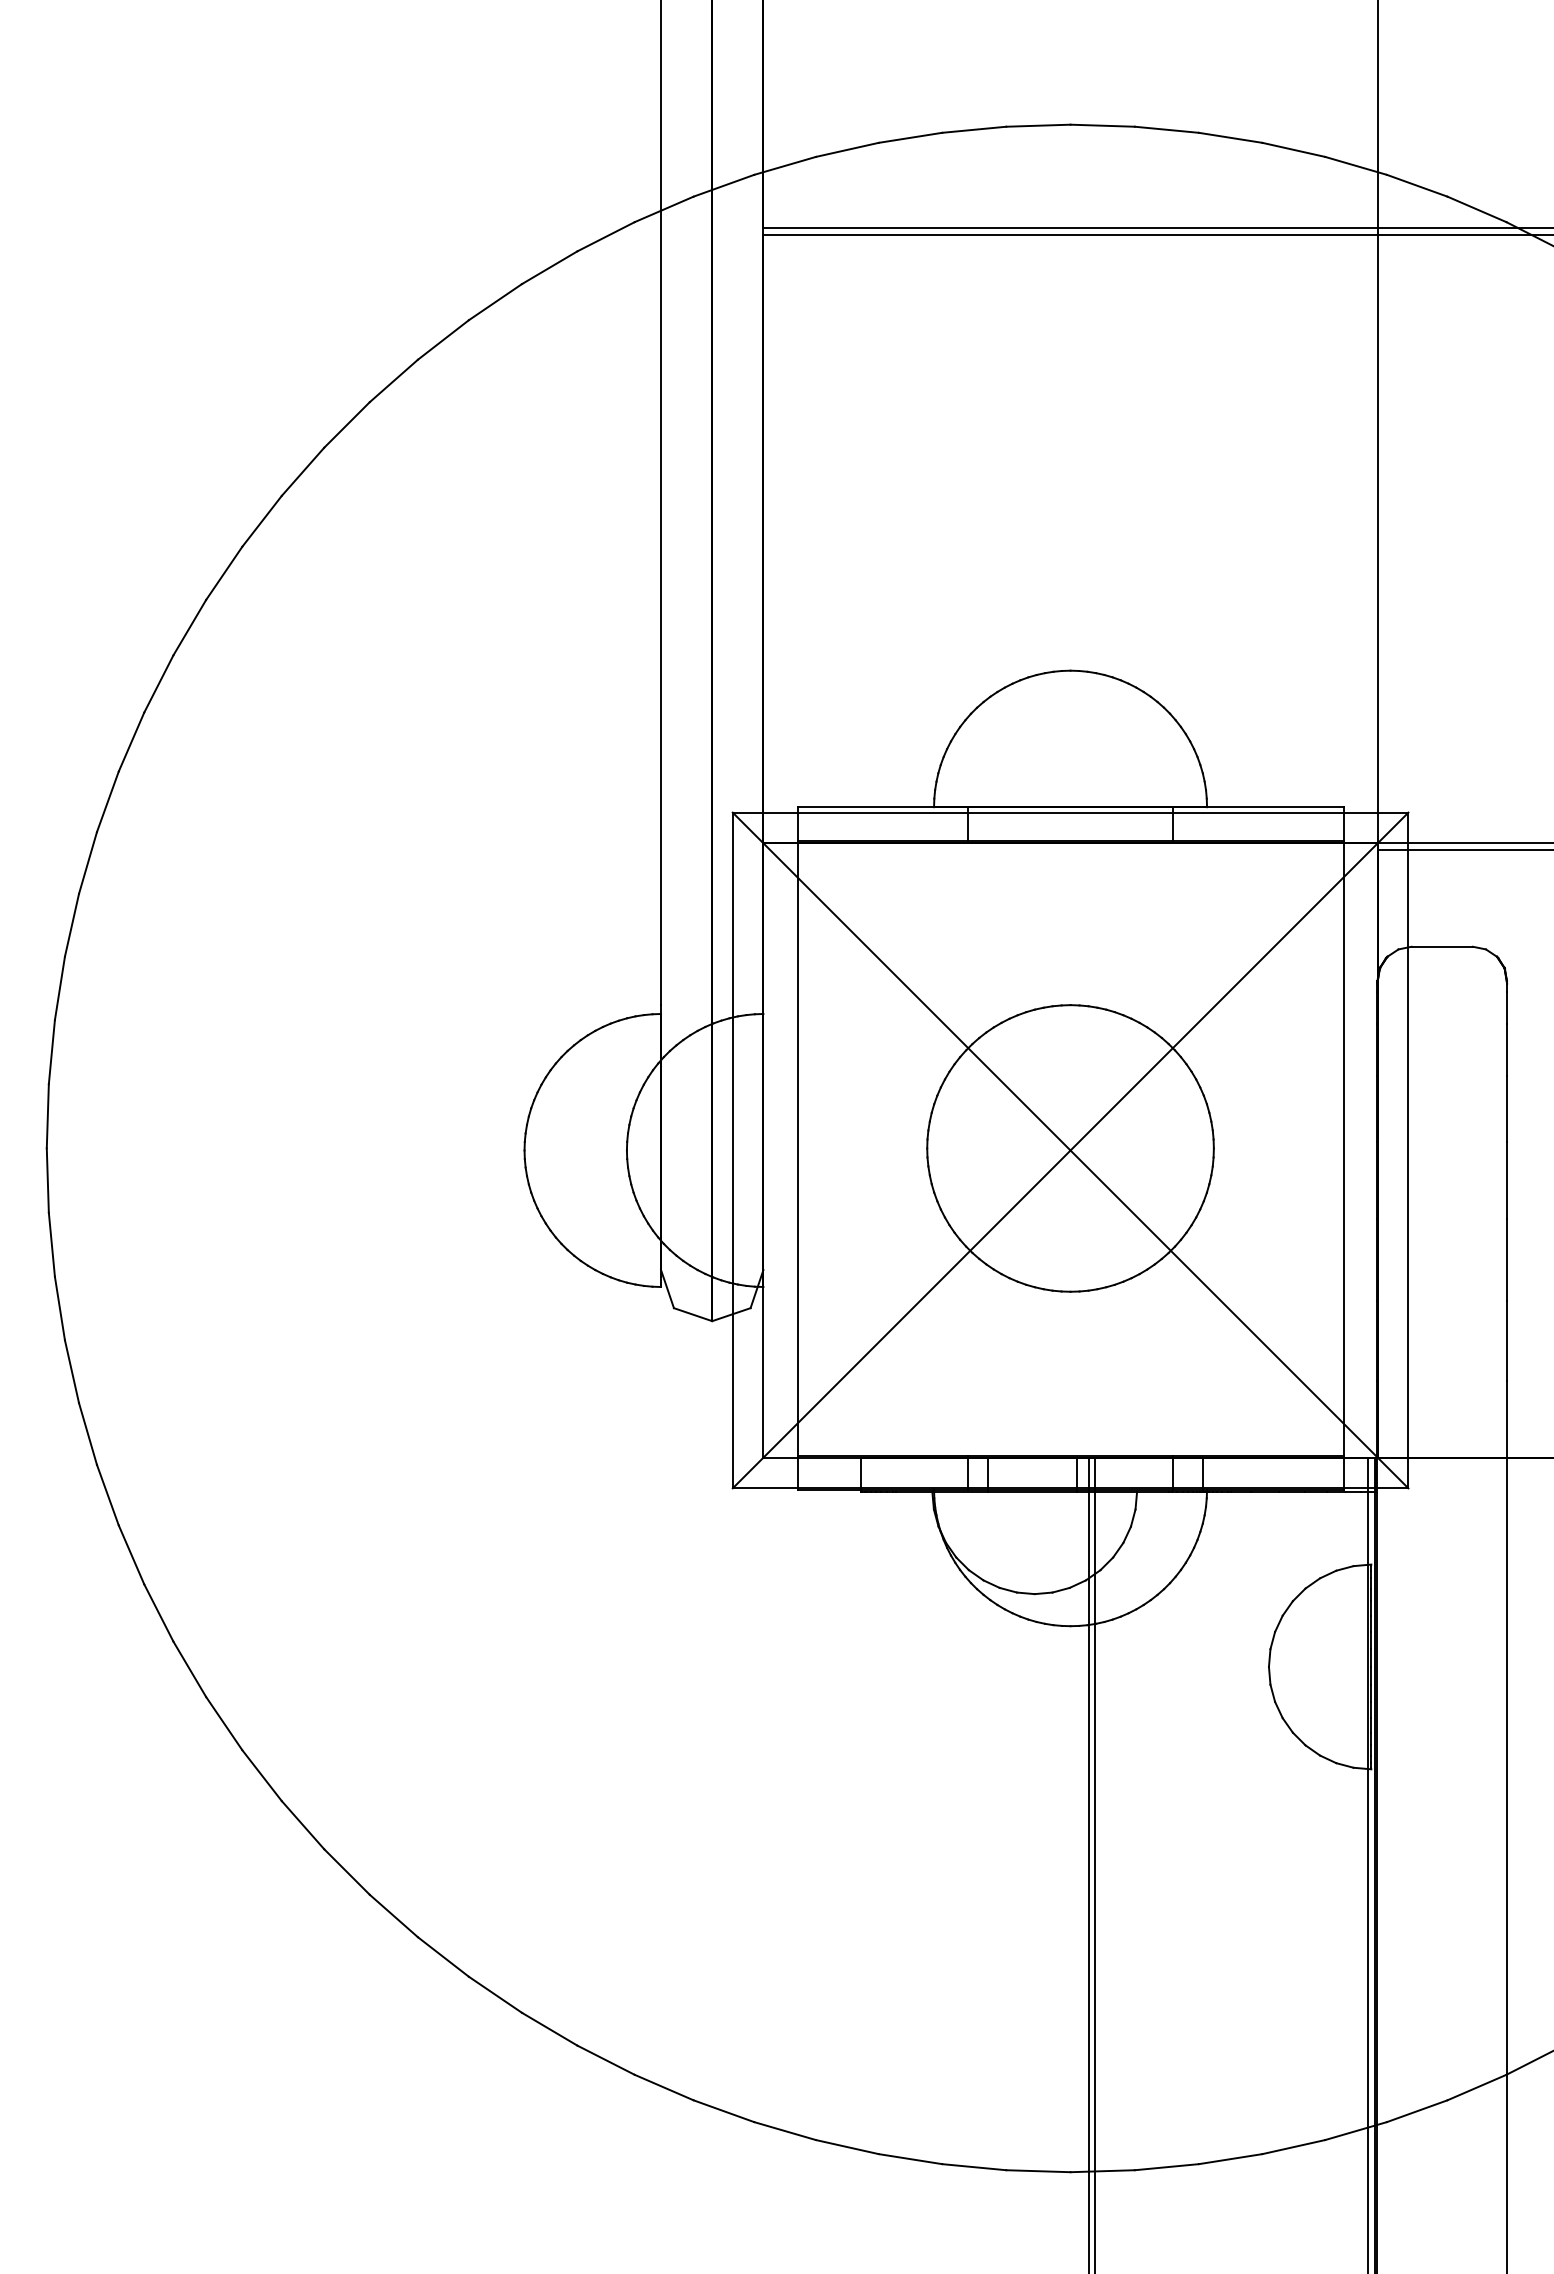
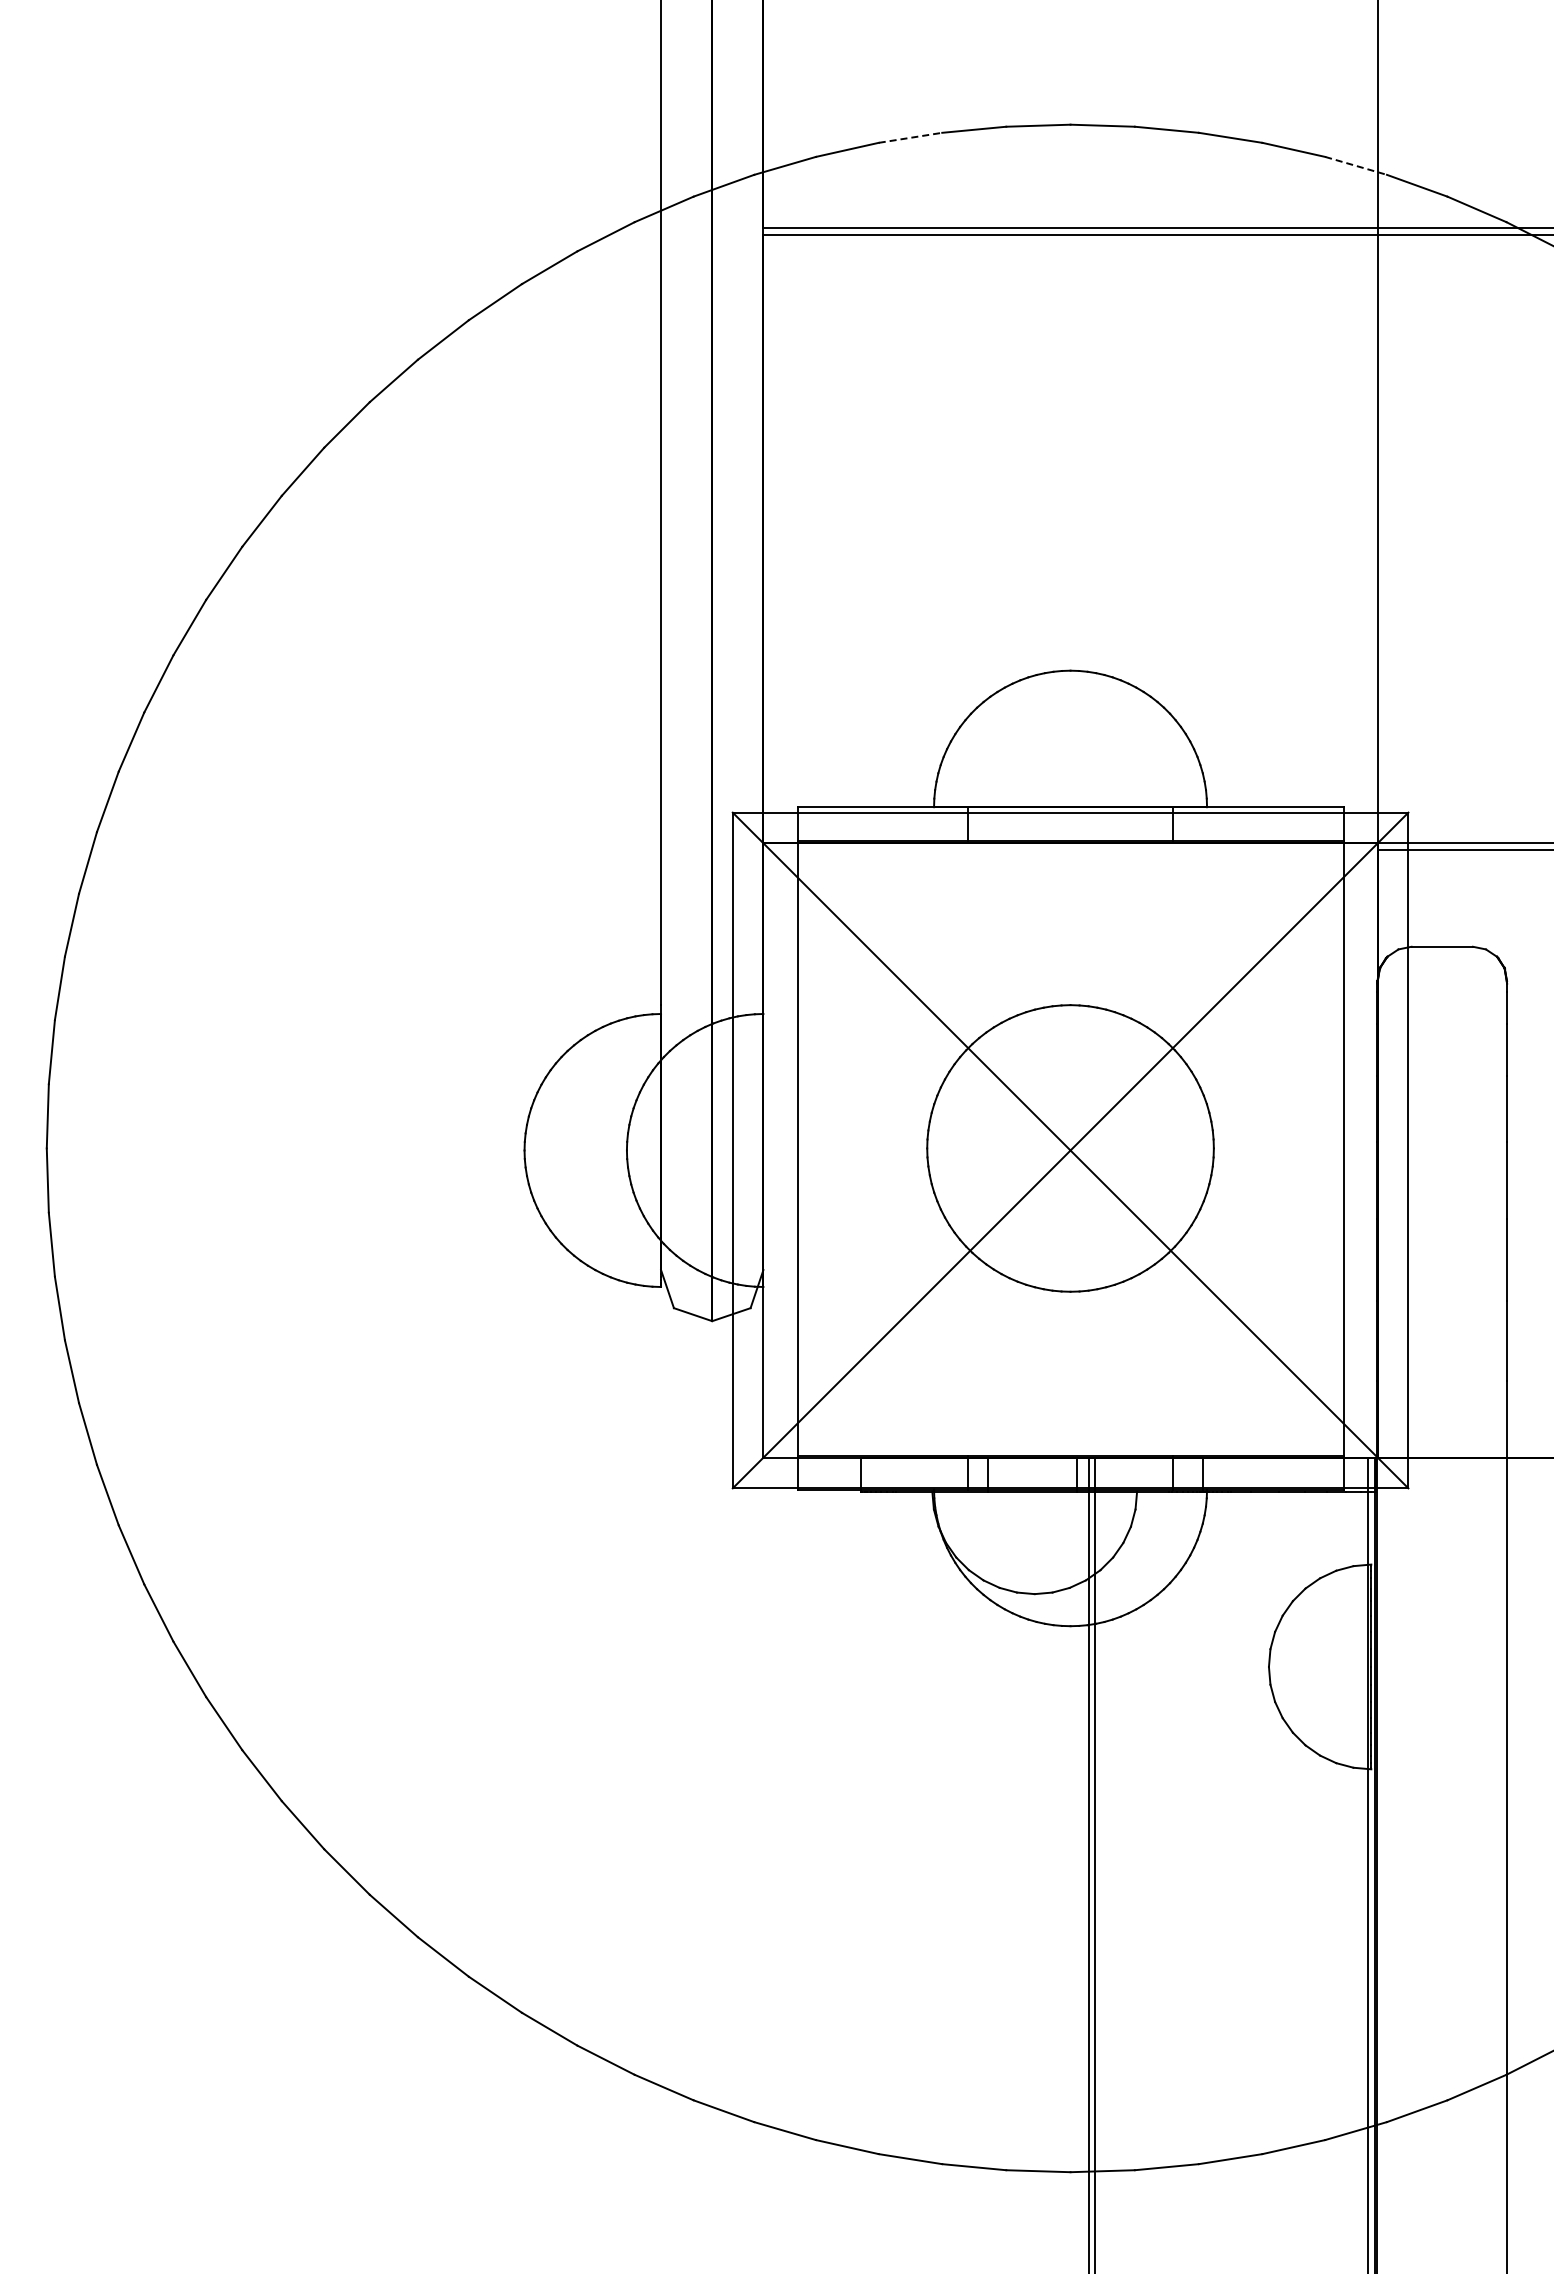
line: solid -> dashed (910, 137)
line: solid -> dashed (1356, 166)
